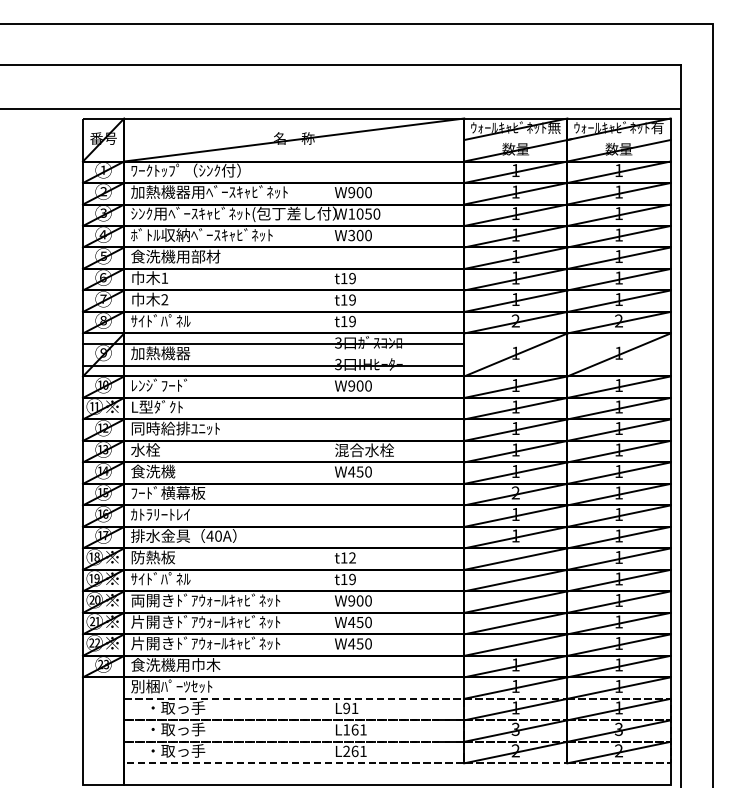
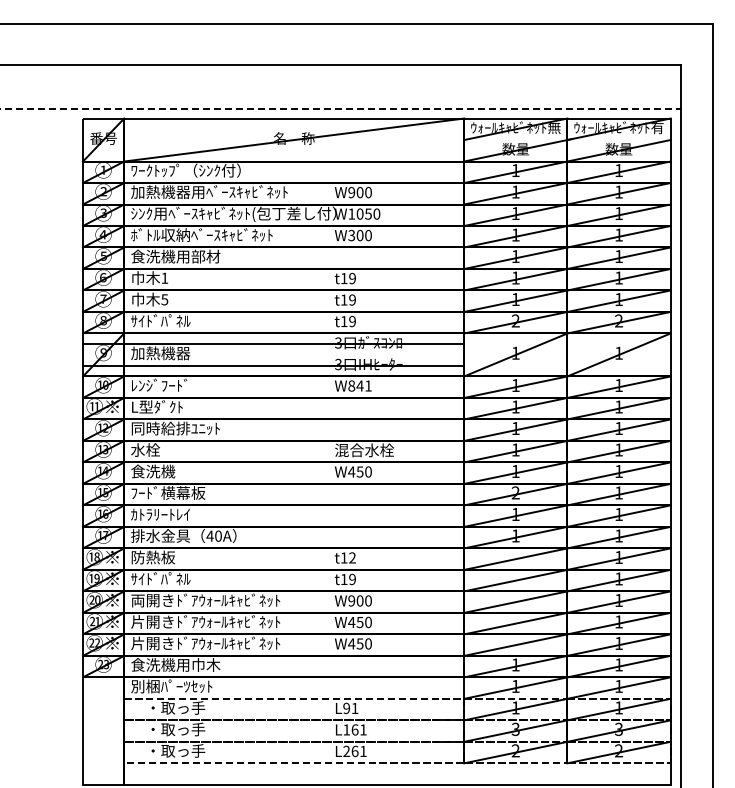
line: solid -> dashed (341, 108)
text: 2 -> 5 (164, 299)
text: W900 -> W841 (359, 385)
